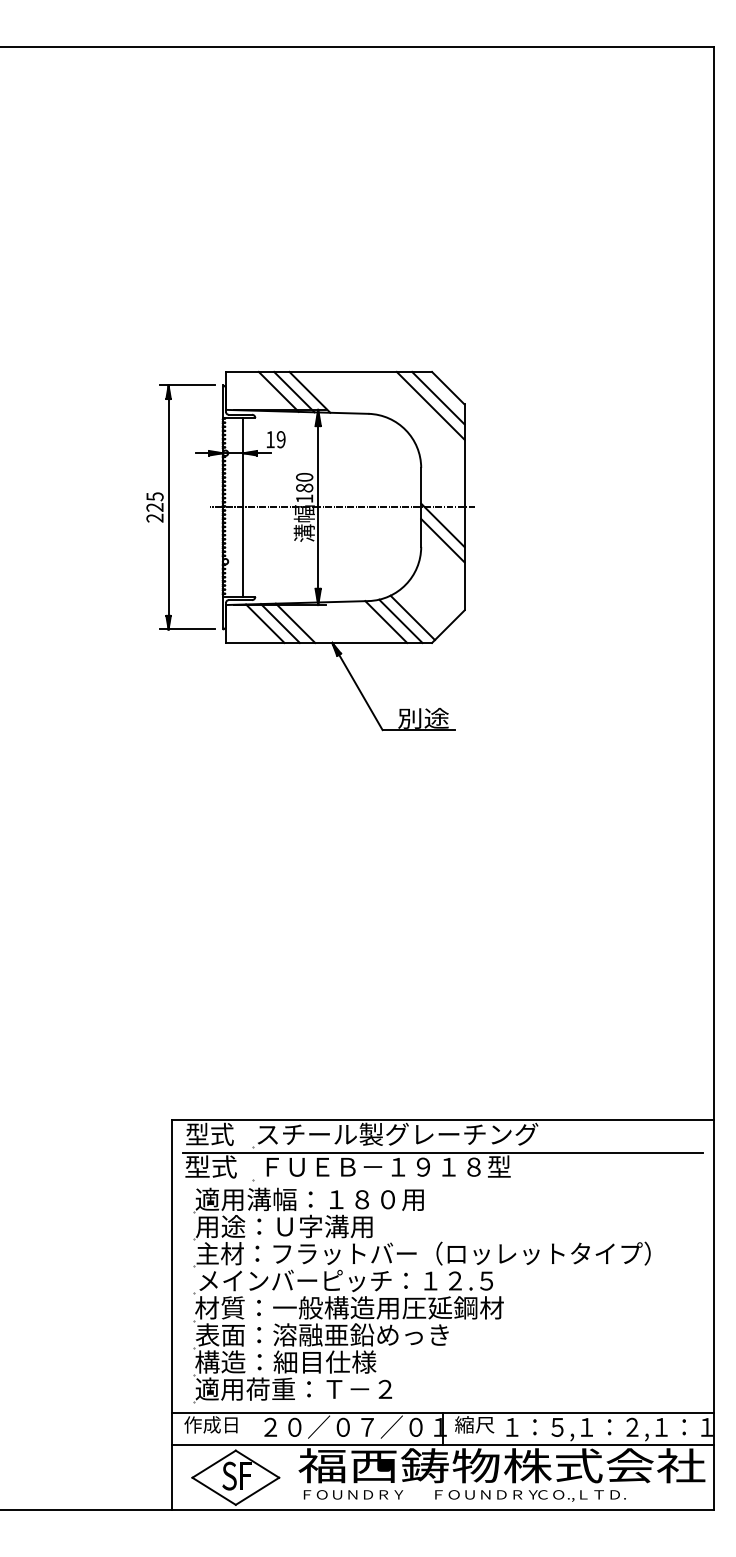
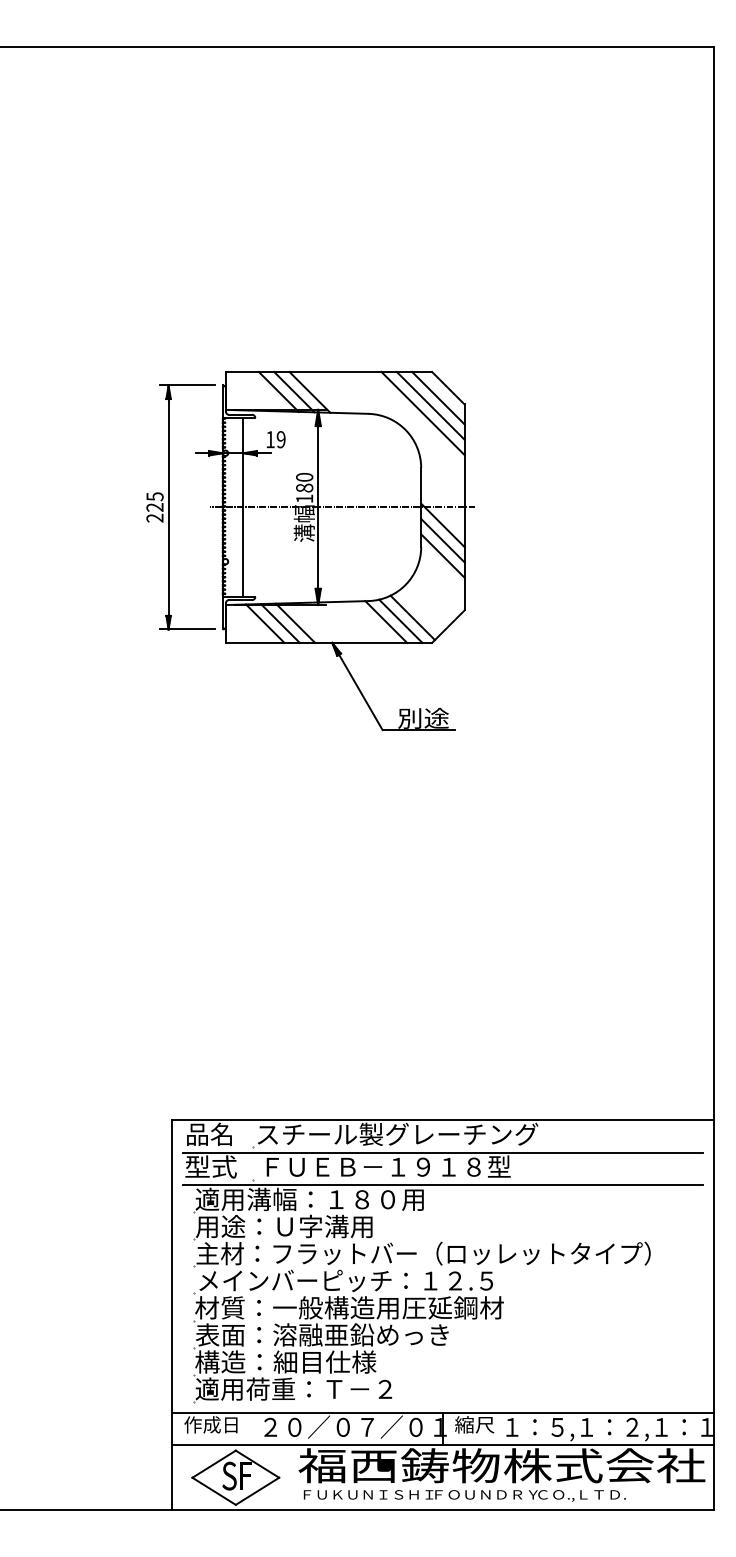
line: none -> present (422, 413)
line: none -> present (442, 555)
text: 型式 -> 品名 (209, 1133)
line: none -> present (442, 1185)
text: ＦＯＵＮＤＲＹ -> ＦＵＫＵＮＩＳＨＩ (374, 1494)
